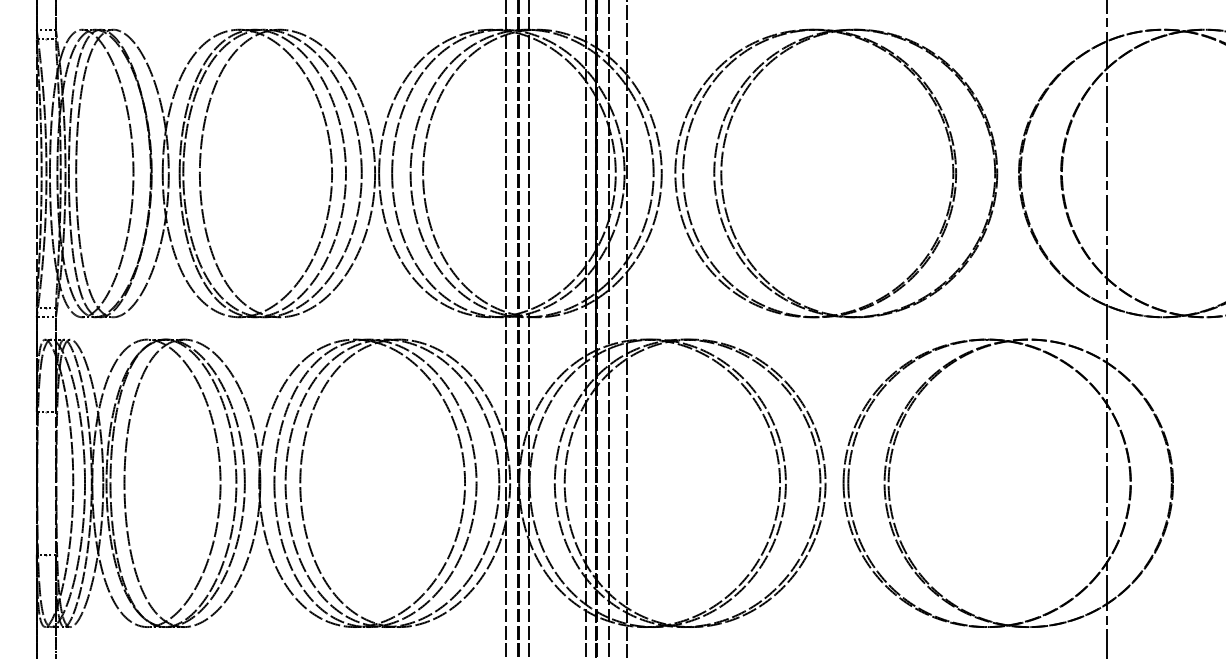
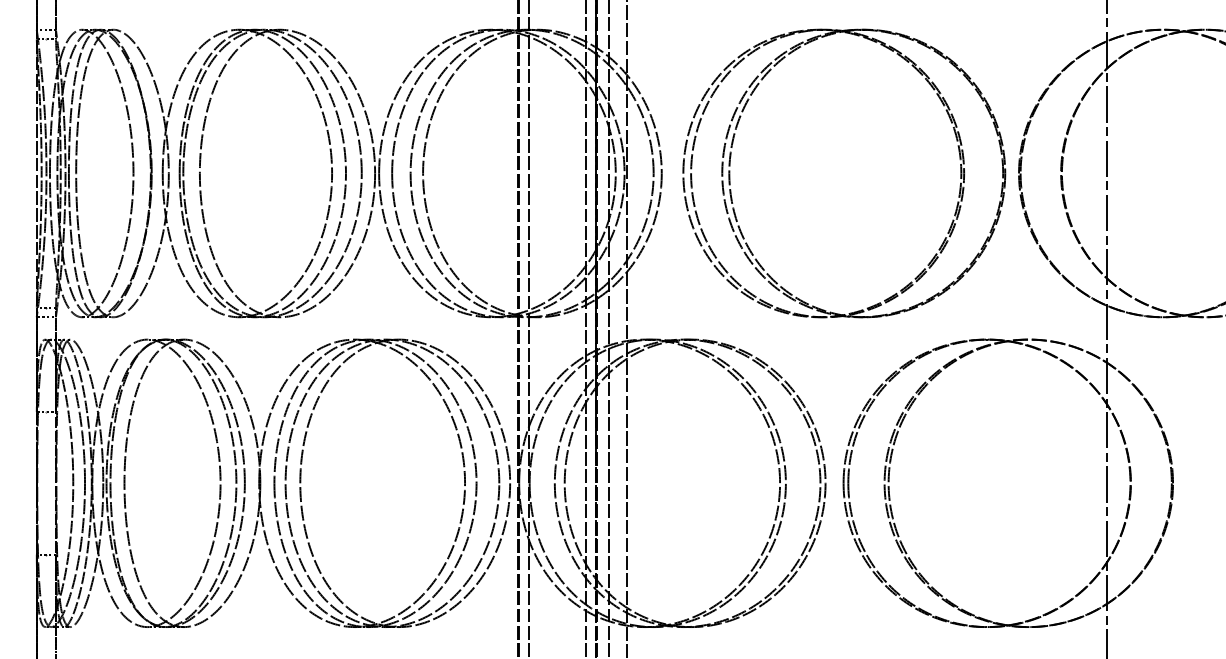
part position: (722, 173) -> (730, 173) (730, 173)
line: present -> none (506, 328)
